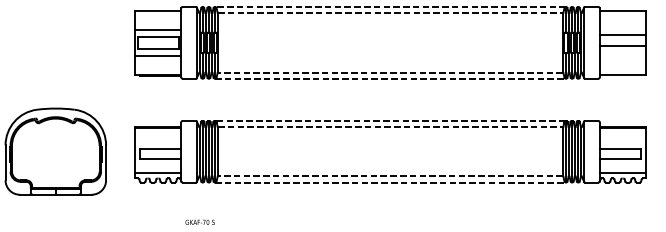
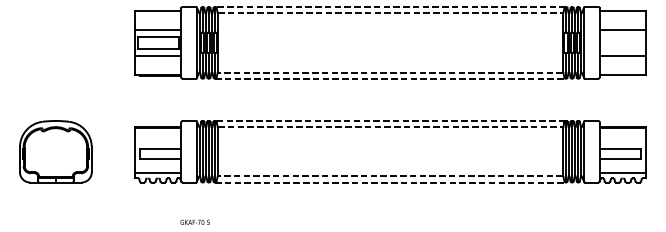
line position: (622, 34) -> (622, 29) (622, 29)
line position: (622, 46) -> (622, 56) (622, 56)
part size: 103x89 px -> 74x64 px (55, 151)
text position: (199, 221) -> (194, 221) (194, 221)
